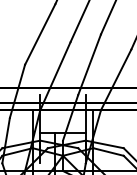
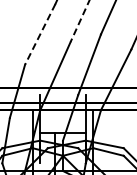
line: solid -> dashed (80, 21)
line: solid -> dashed (40, 34)
